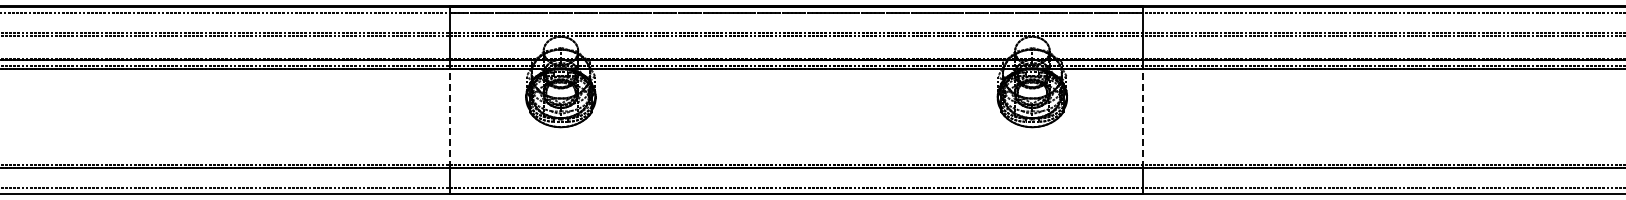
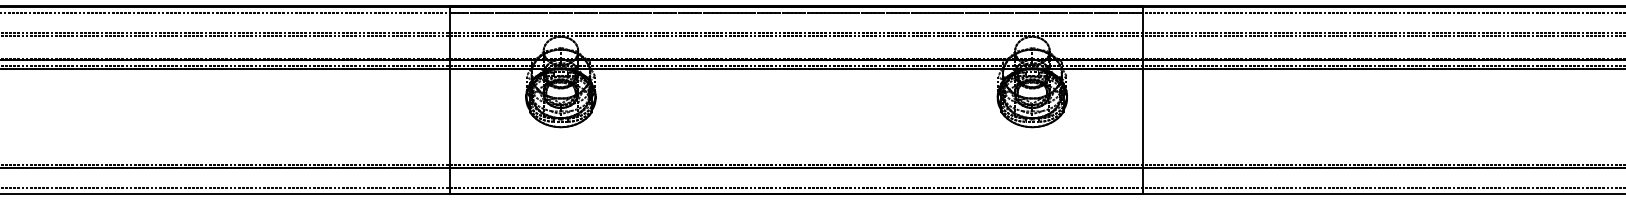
line: dashed -> solid (450, 118)
line: dashed -> solid (1143, 118)
